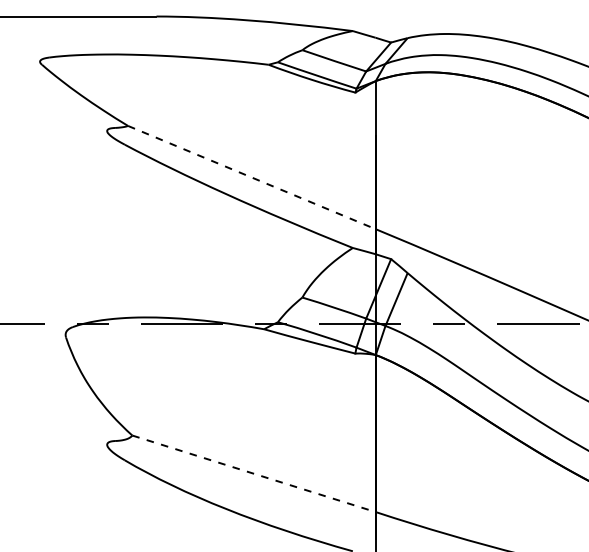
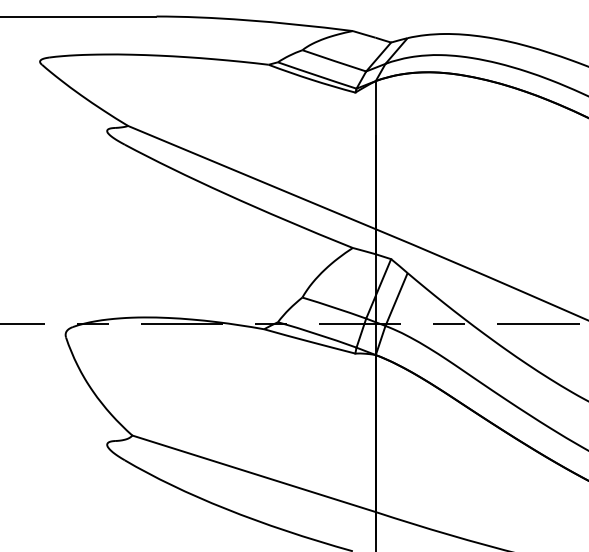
line: dashed -> solid (252, 177)
line: dashed -> solid (254, 473)
